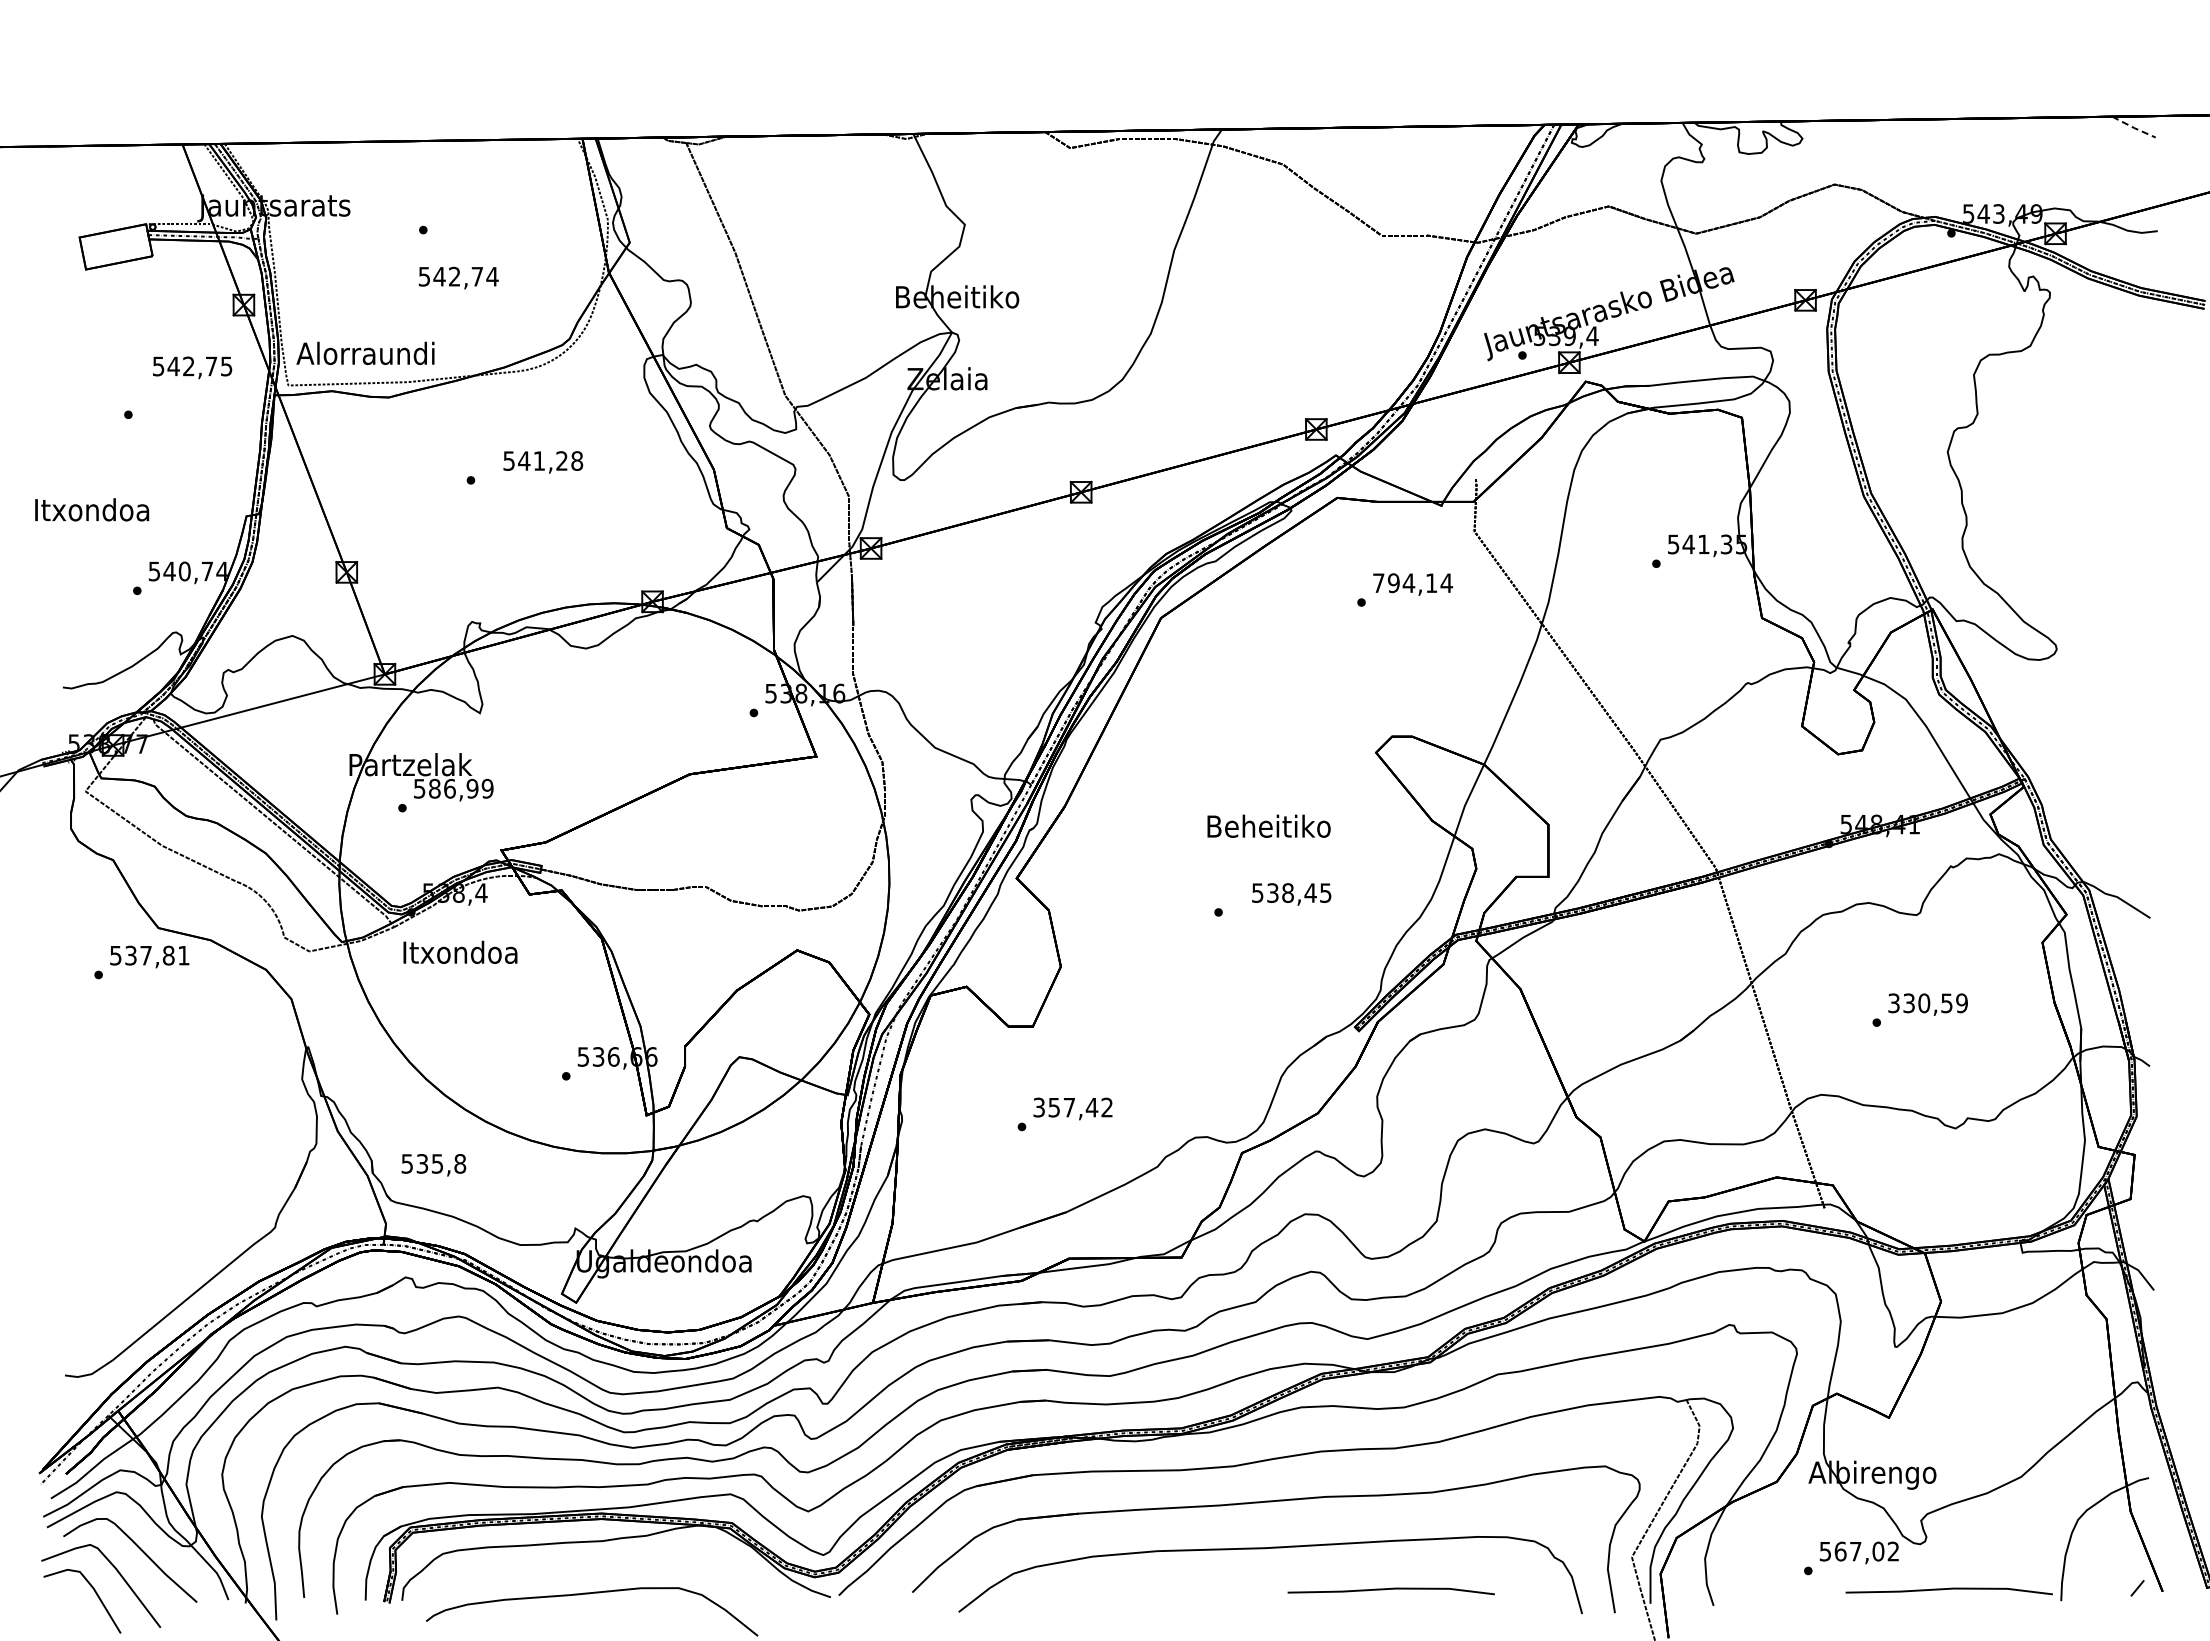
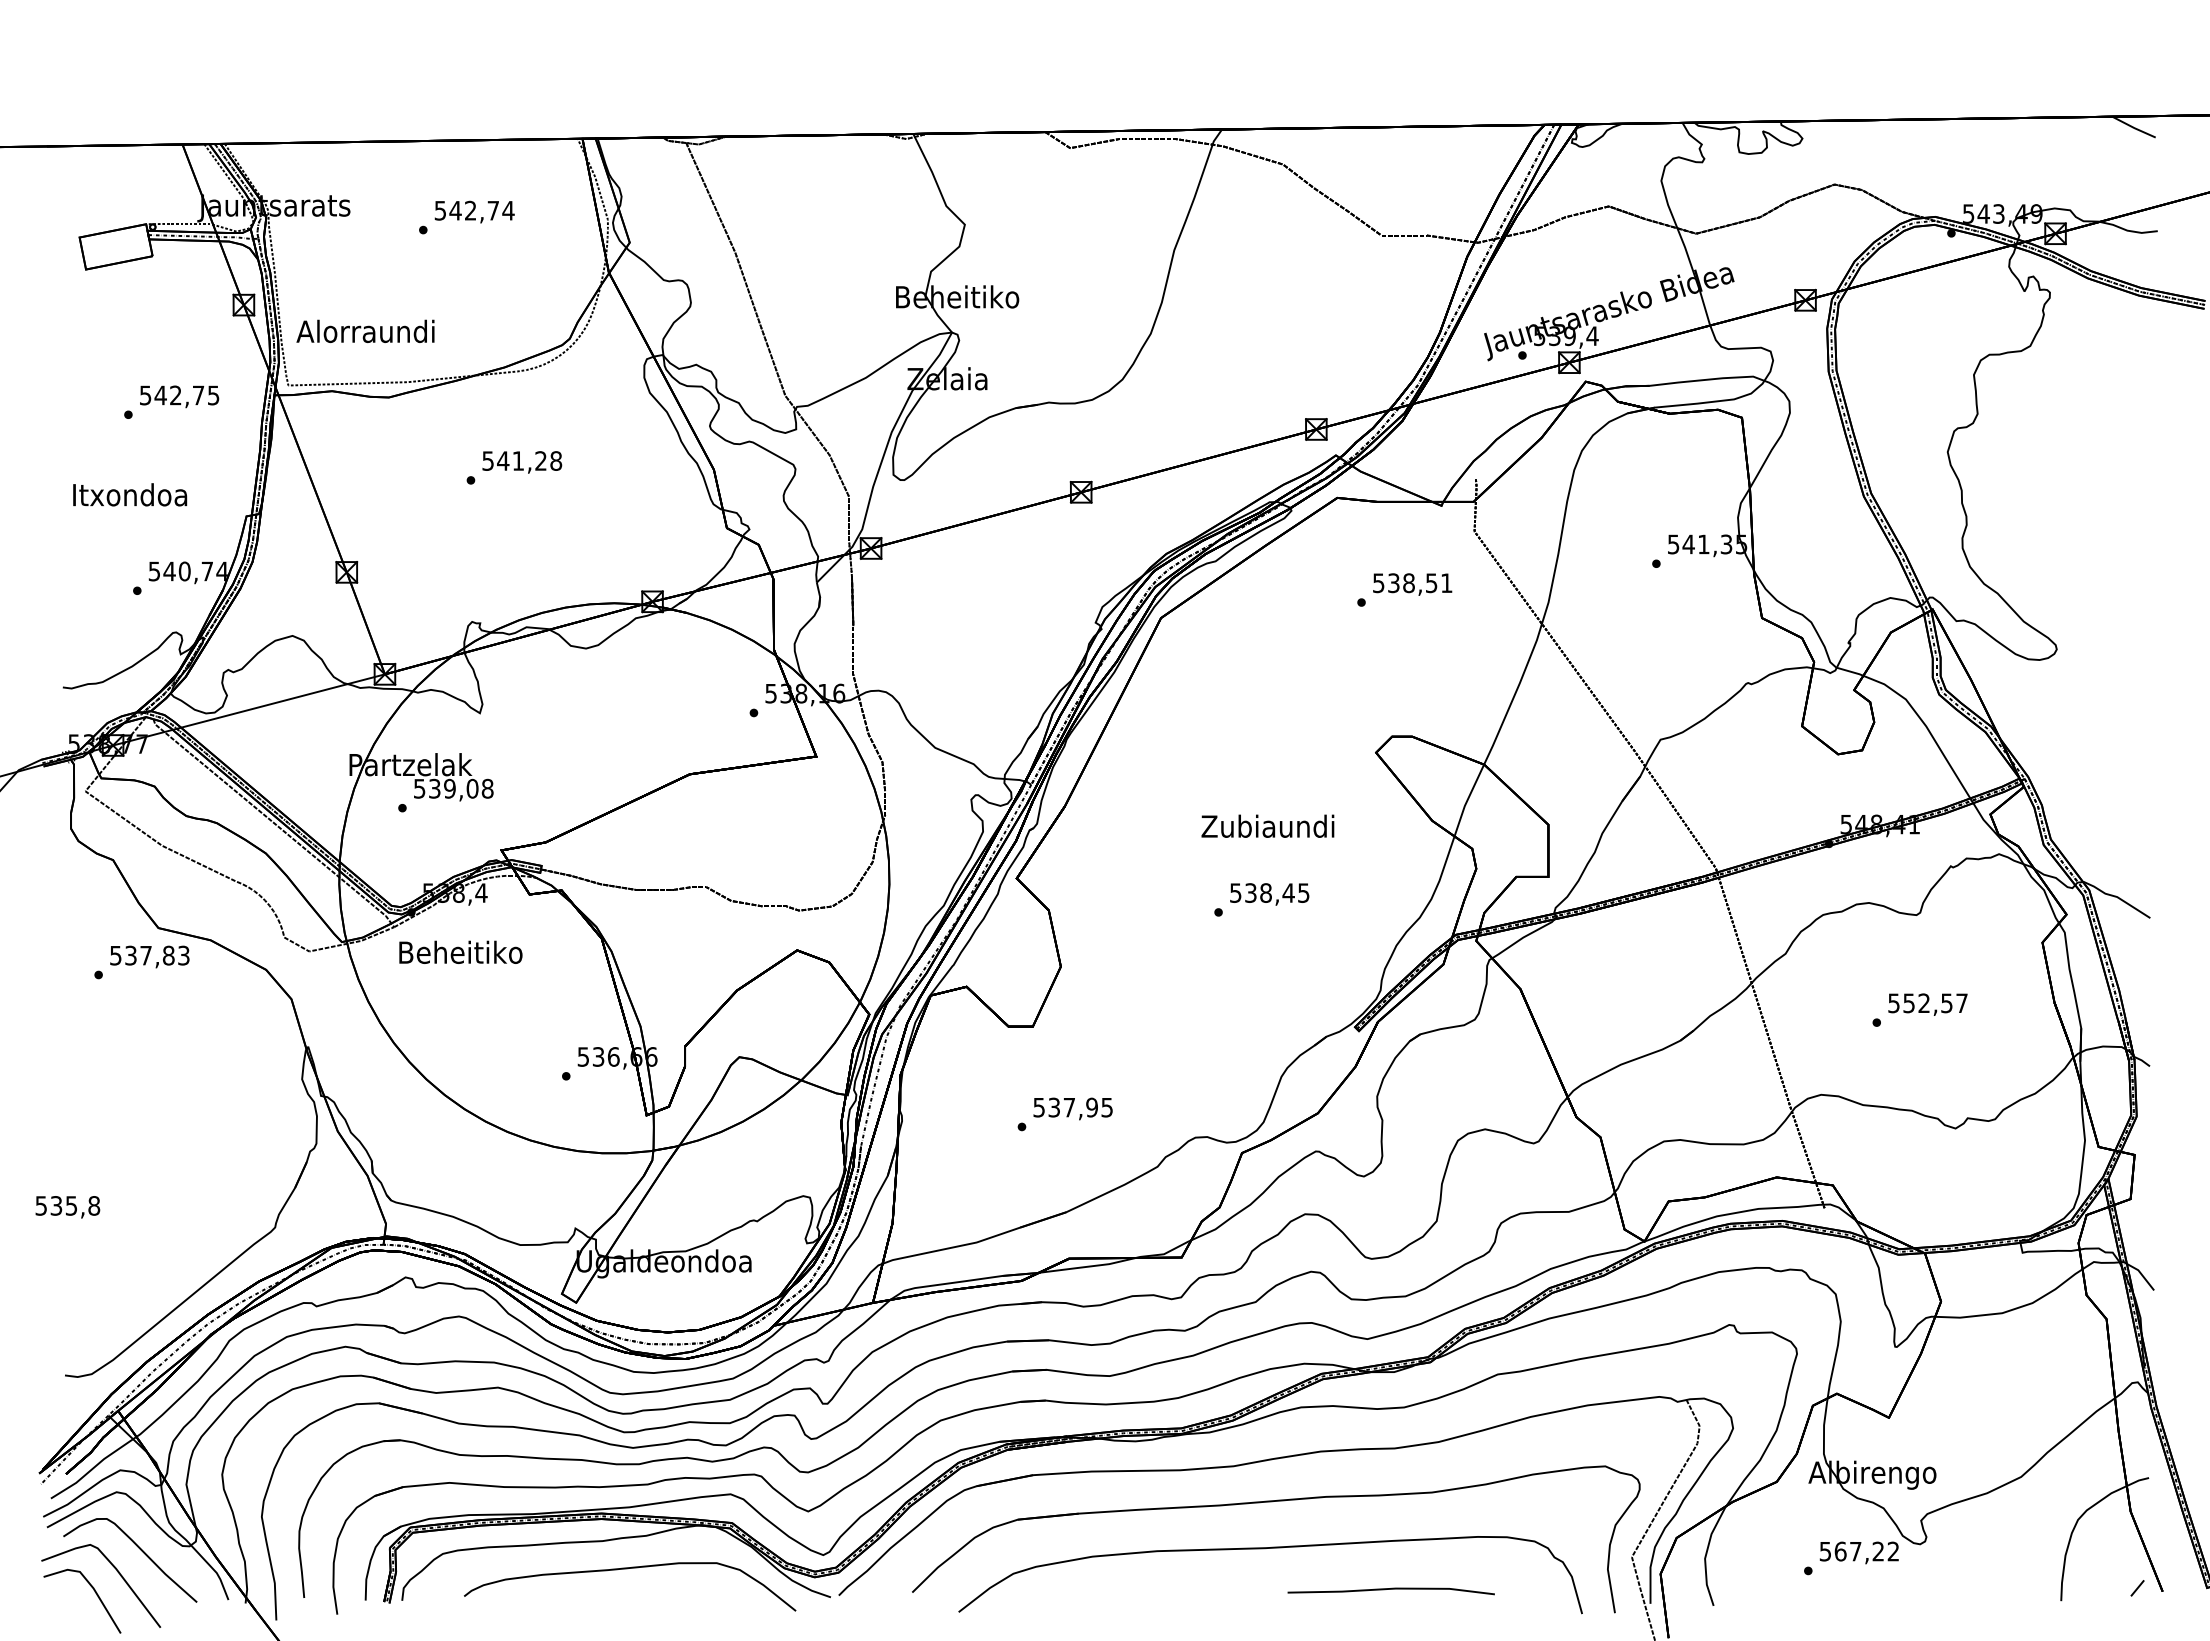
line: dashed -> solid (2134, 128)
text position: (458, 277) -> (474, 211) (474, 211)
text position: (365, 352) -> (365, 330) (365, 330)
text position: (192, 367) -> (179, 396) (179, 396)
text position: (543, 462) -> (522, 462) (522, 462)
text position: (92, 509) -> (130, 494) (130, 494)
text: 794,14 -> 538,51 (1412, 583)
text: 586,99 -> 539,08 (461, 788)
text: Beheitiko -> Zubiaundi (1267, 825)
text position: (1291, 894) -> (1269, 894) (1269, 894)
text: Itxondoa -> Beheitiko (460, 952)
text: 537,81 -> 537,83 (183, 955)
text: 330,59 -> 552,57 (1927, 1003)
text: 357,42 -> 537,95 (1073, 1107)
text position: (433, 1165) -> (67, 1207) (67, 1207)
text: 567,02 -> 567,22 (1878, 1551)
line: present -> none (1948, 1589)
curve position: (589, 1594) -> (627, 1569) (627, 1569)
